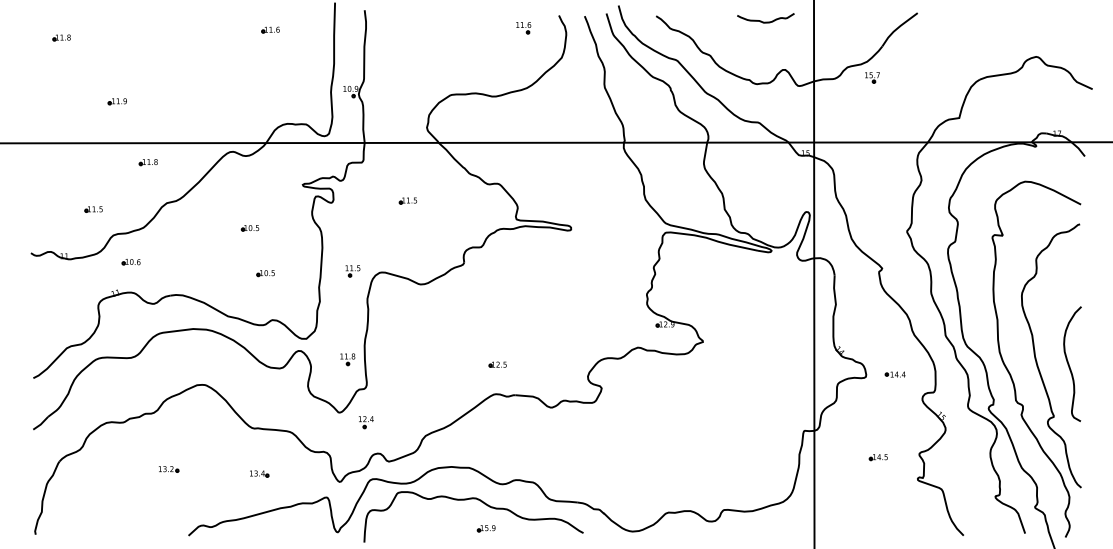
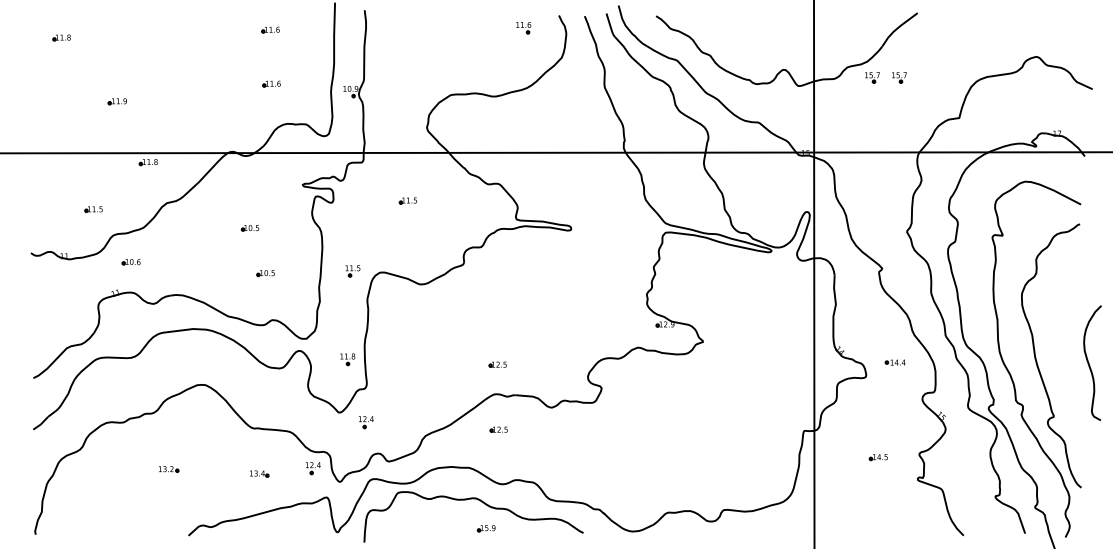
curve: present -> none (765, 21)
part: none -> present (899, 77)
part: none -> present (271, 83)
line position: (555, 142) -> (555, 152) (555, 152)
curve position: (1069, 363) -> (1089, 362) (1089, 362)
part position: (894, 374) -> (894, 362) (894, 362)
part: none -> present (498, 429)
part: none -> present (313, 468)
